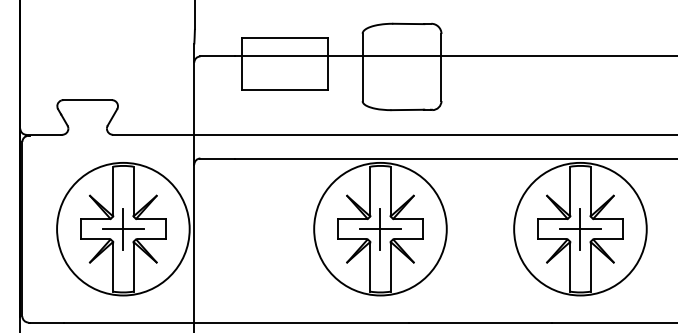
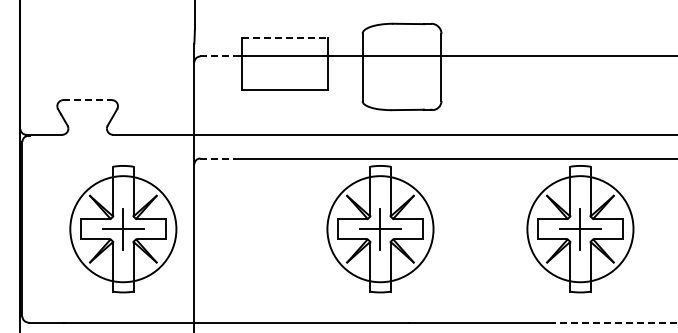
line: solid -> dashed (284, 37)
line: solid -> dashed (218, 56)
line: solid -> dashed (88, 100)
line: solid -> dashed (218, 158)
circle diameter: 133 px -> 106 px (123, 229)
circle diameter: 133 px -> 106 px (380, 229)
circle diameter: 133 px -> 106 px (580, 229)
line: solid -> dashed (614, 322)
